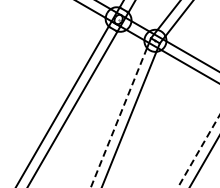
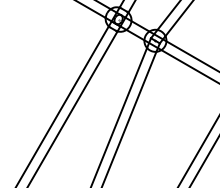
line: dashed -> solid (118, 118)
line: dashed -> solid (199, 150)
